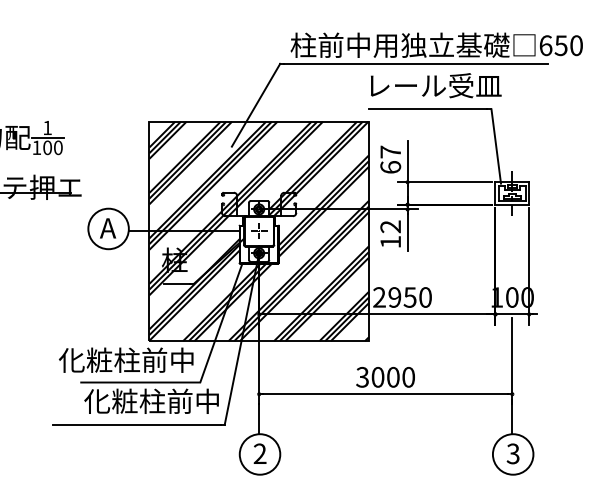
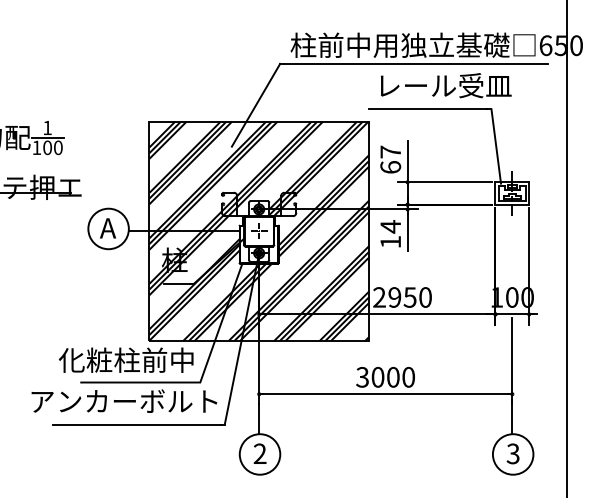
text position: (436, 85) -> (446, 85) (446, 85)
text: 12 -> 14 (390, 226)
line: none -> present (566, 248)
text: 化粧柱前中 -> アンカーボルト (124, 400)
